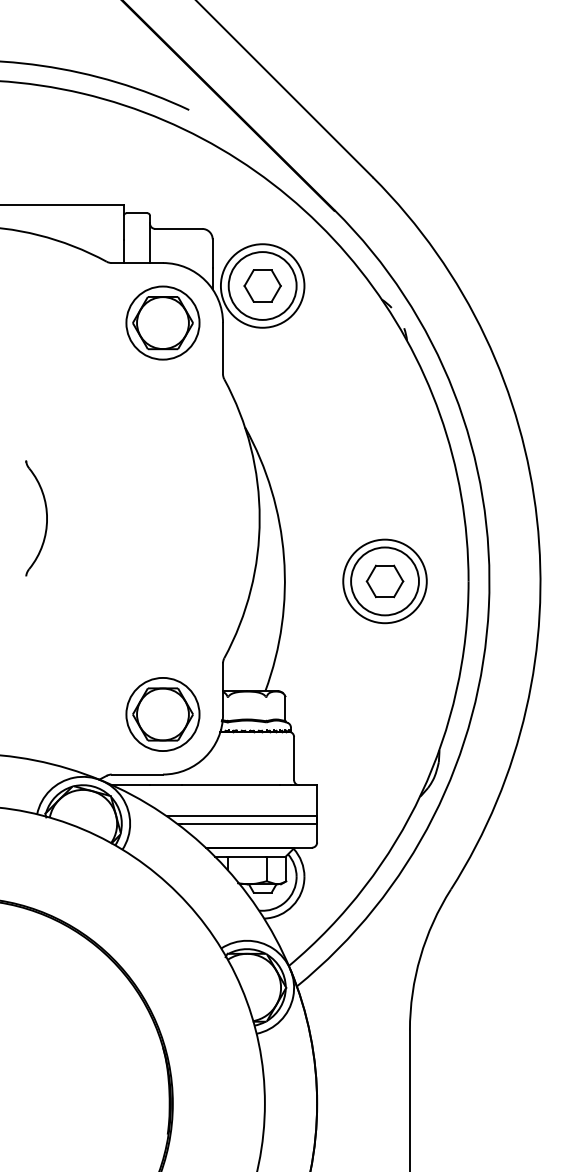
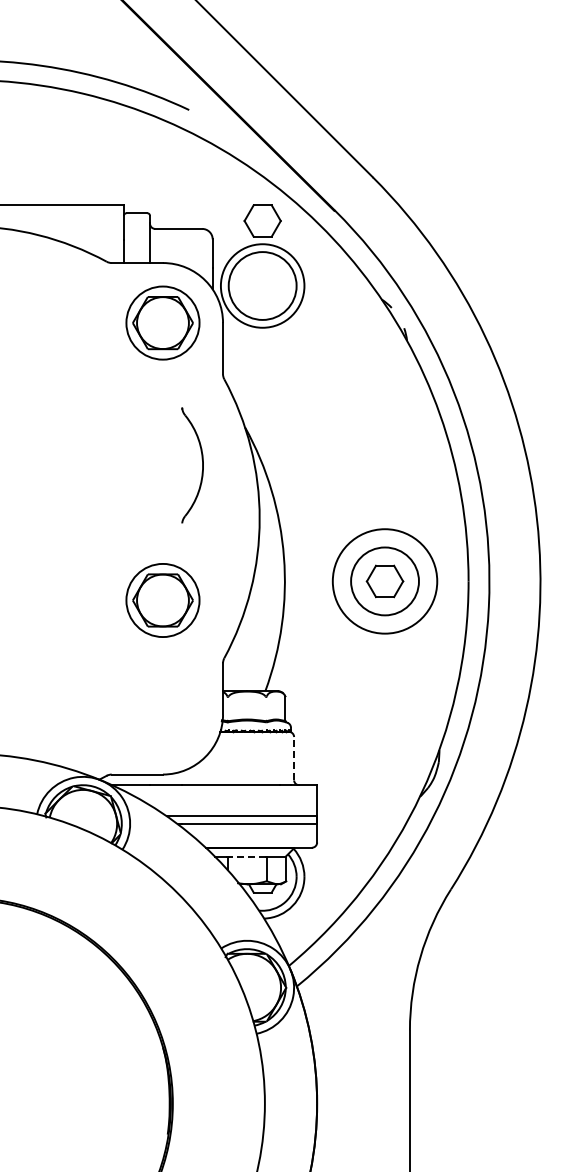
part position: (262, 285) -> (262, 220) (262, 220)
part position: (46, 518) -> (202, 465) (202, 465)
circle diameter: 84 px -> 104 px (384, 581)
part position: (162, 714) -> (162, 600) (162, 600)
line: solid -> dashed (294, 758)
line: solid -> dashed (246, 856)
